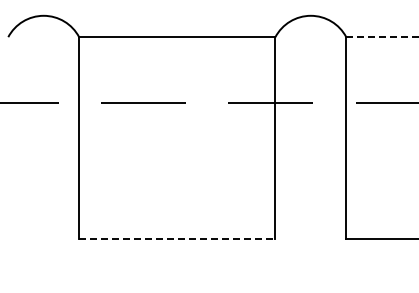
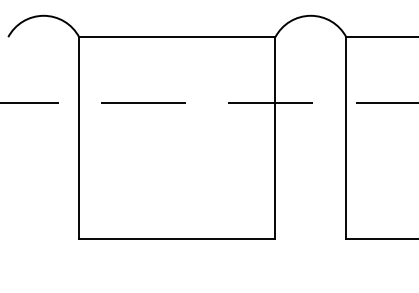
line: dashed -> solid (382, 37)
line: dashed -> solid (177, 238)
